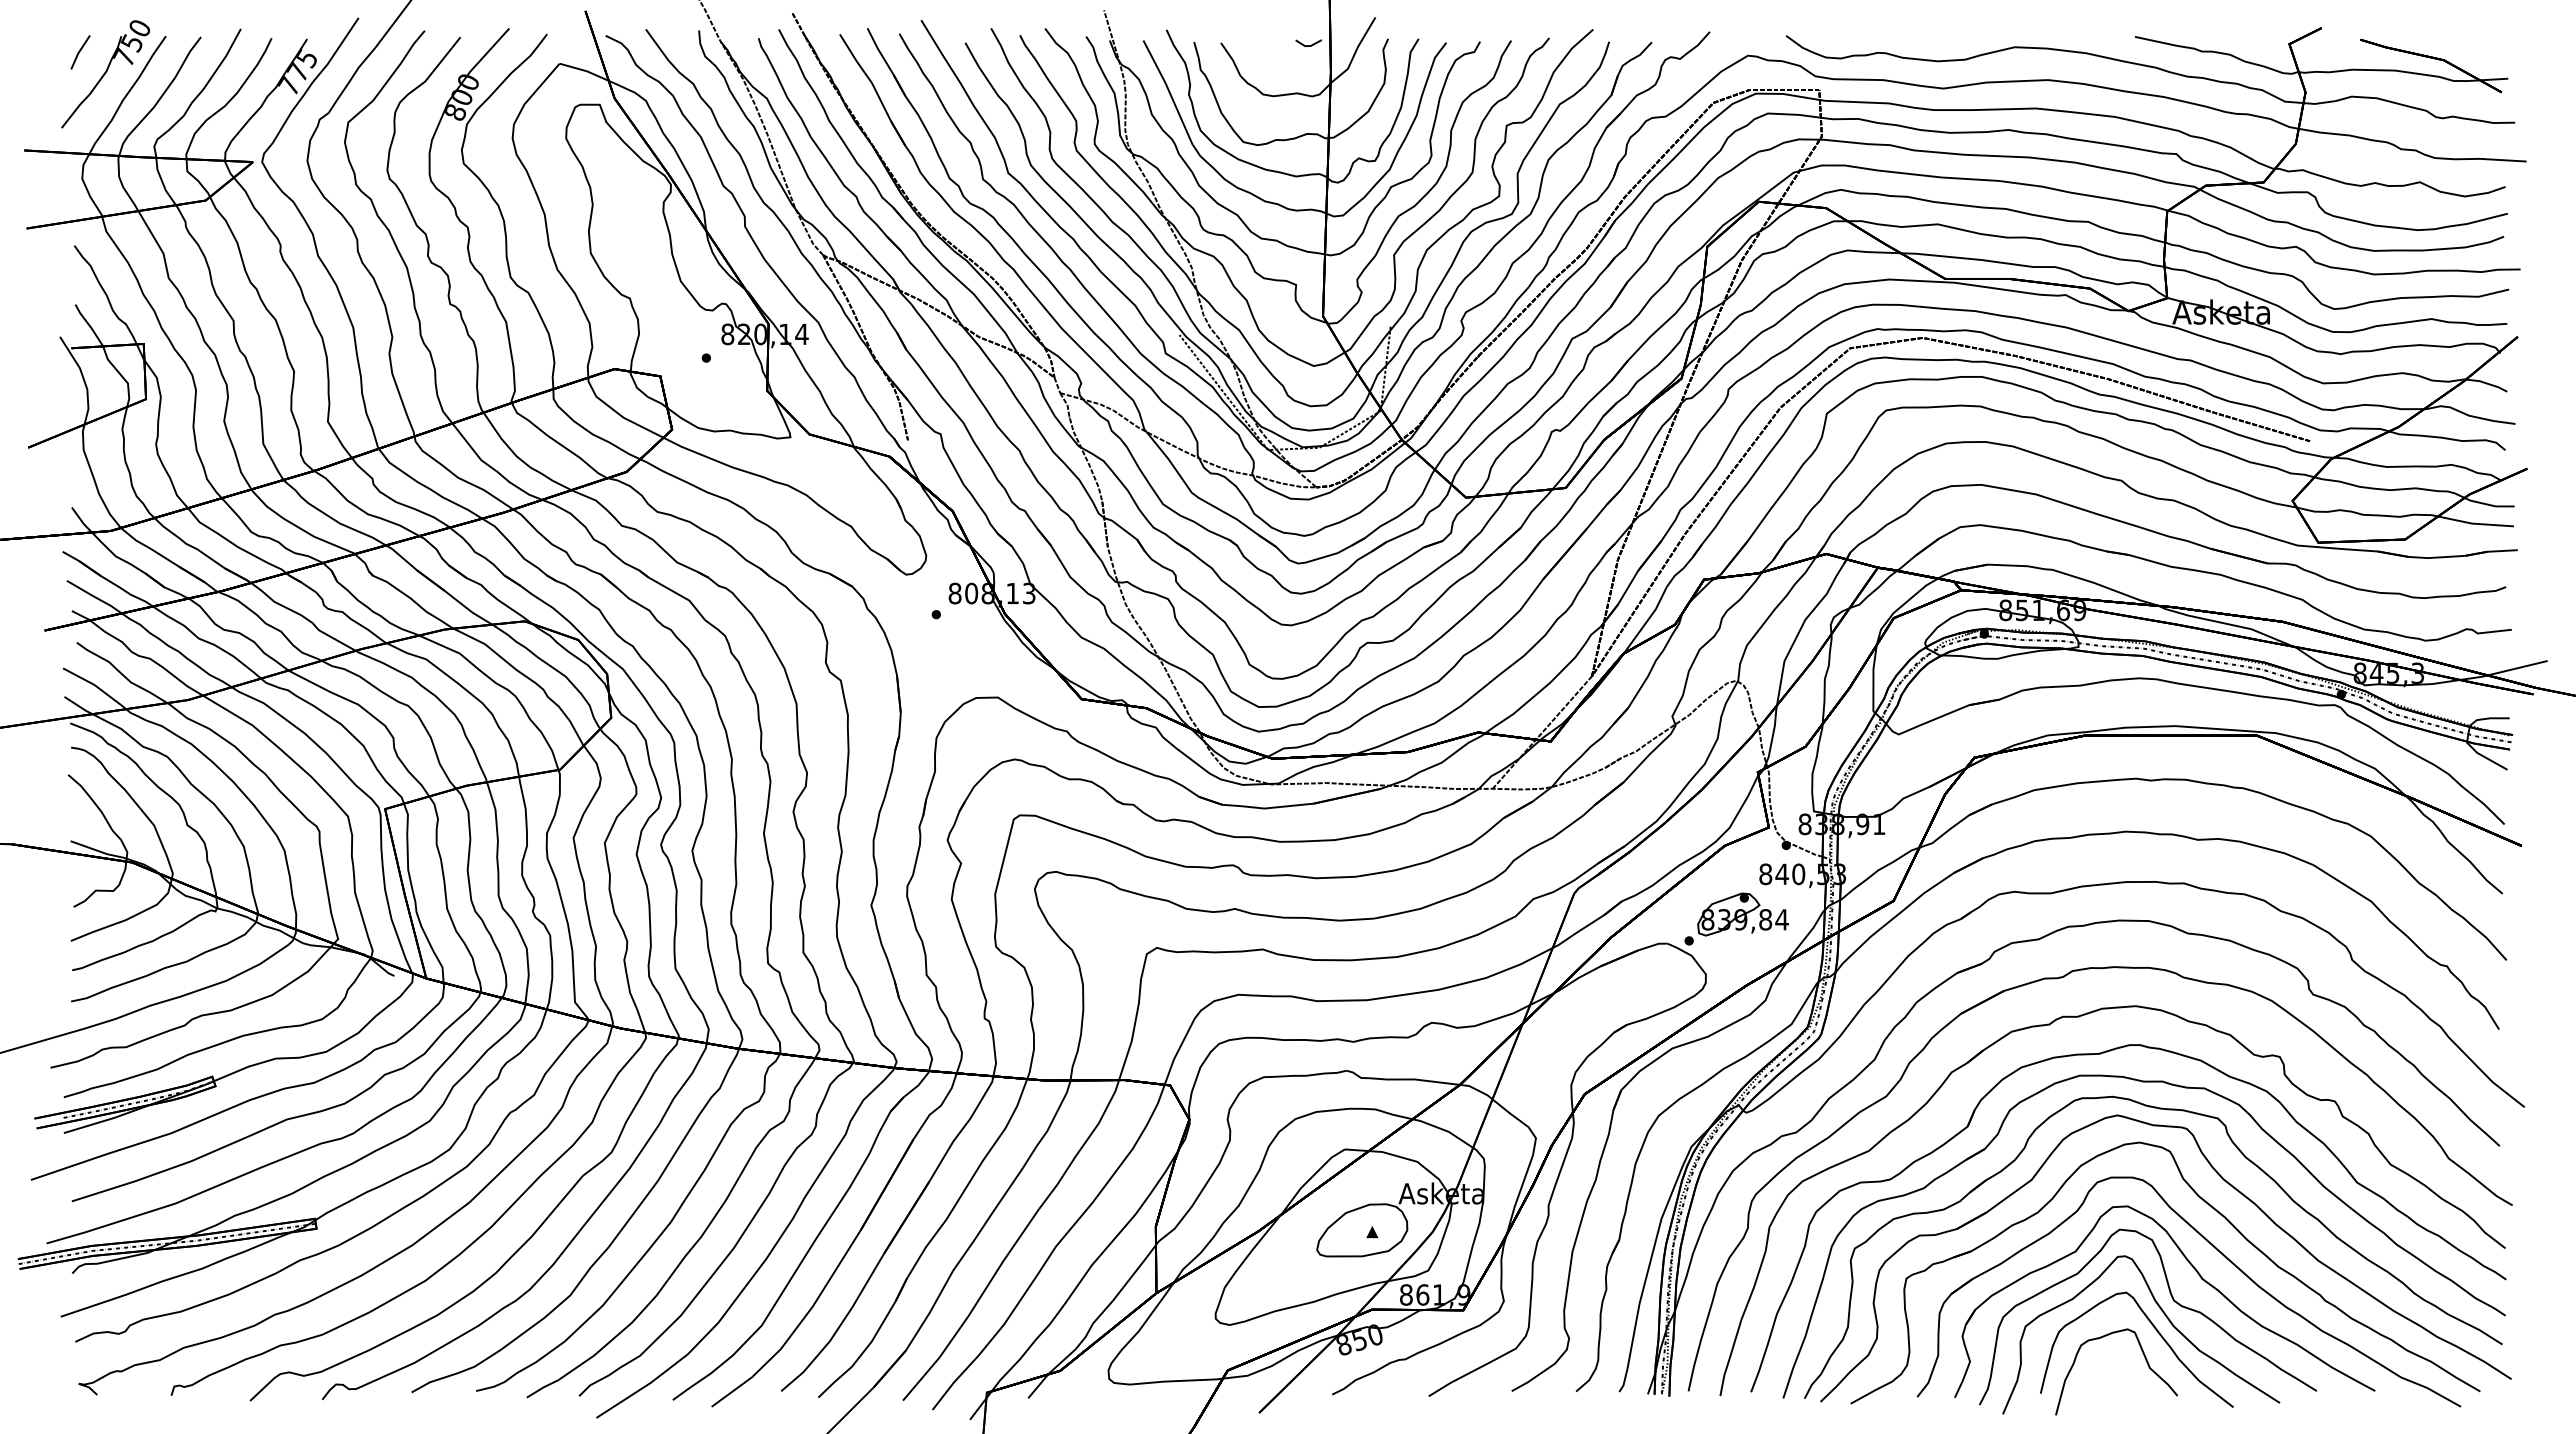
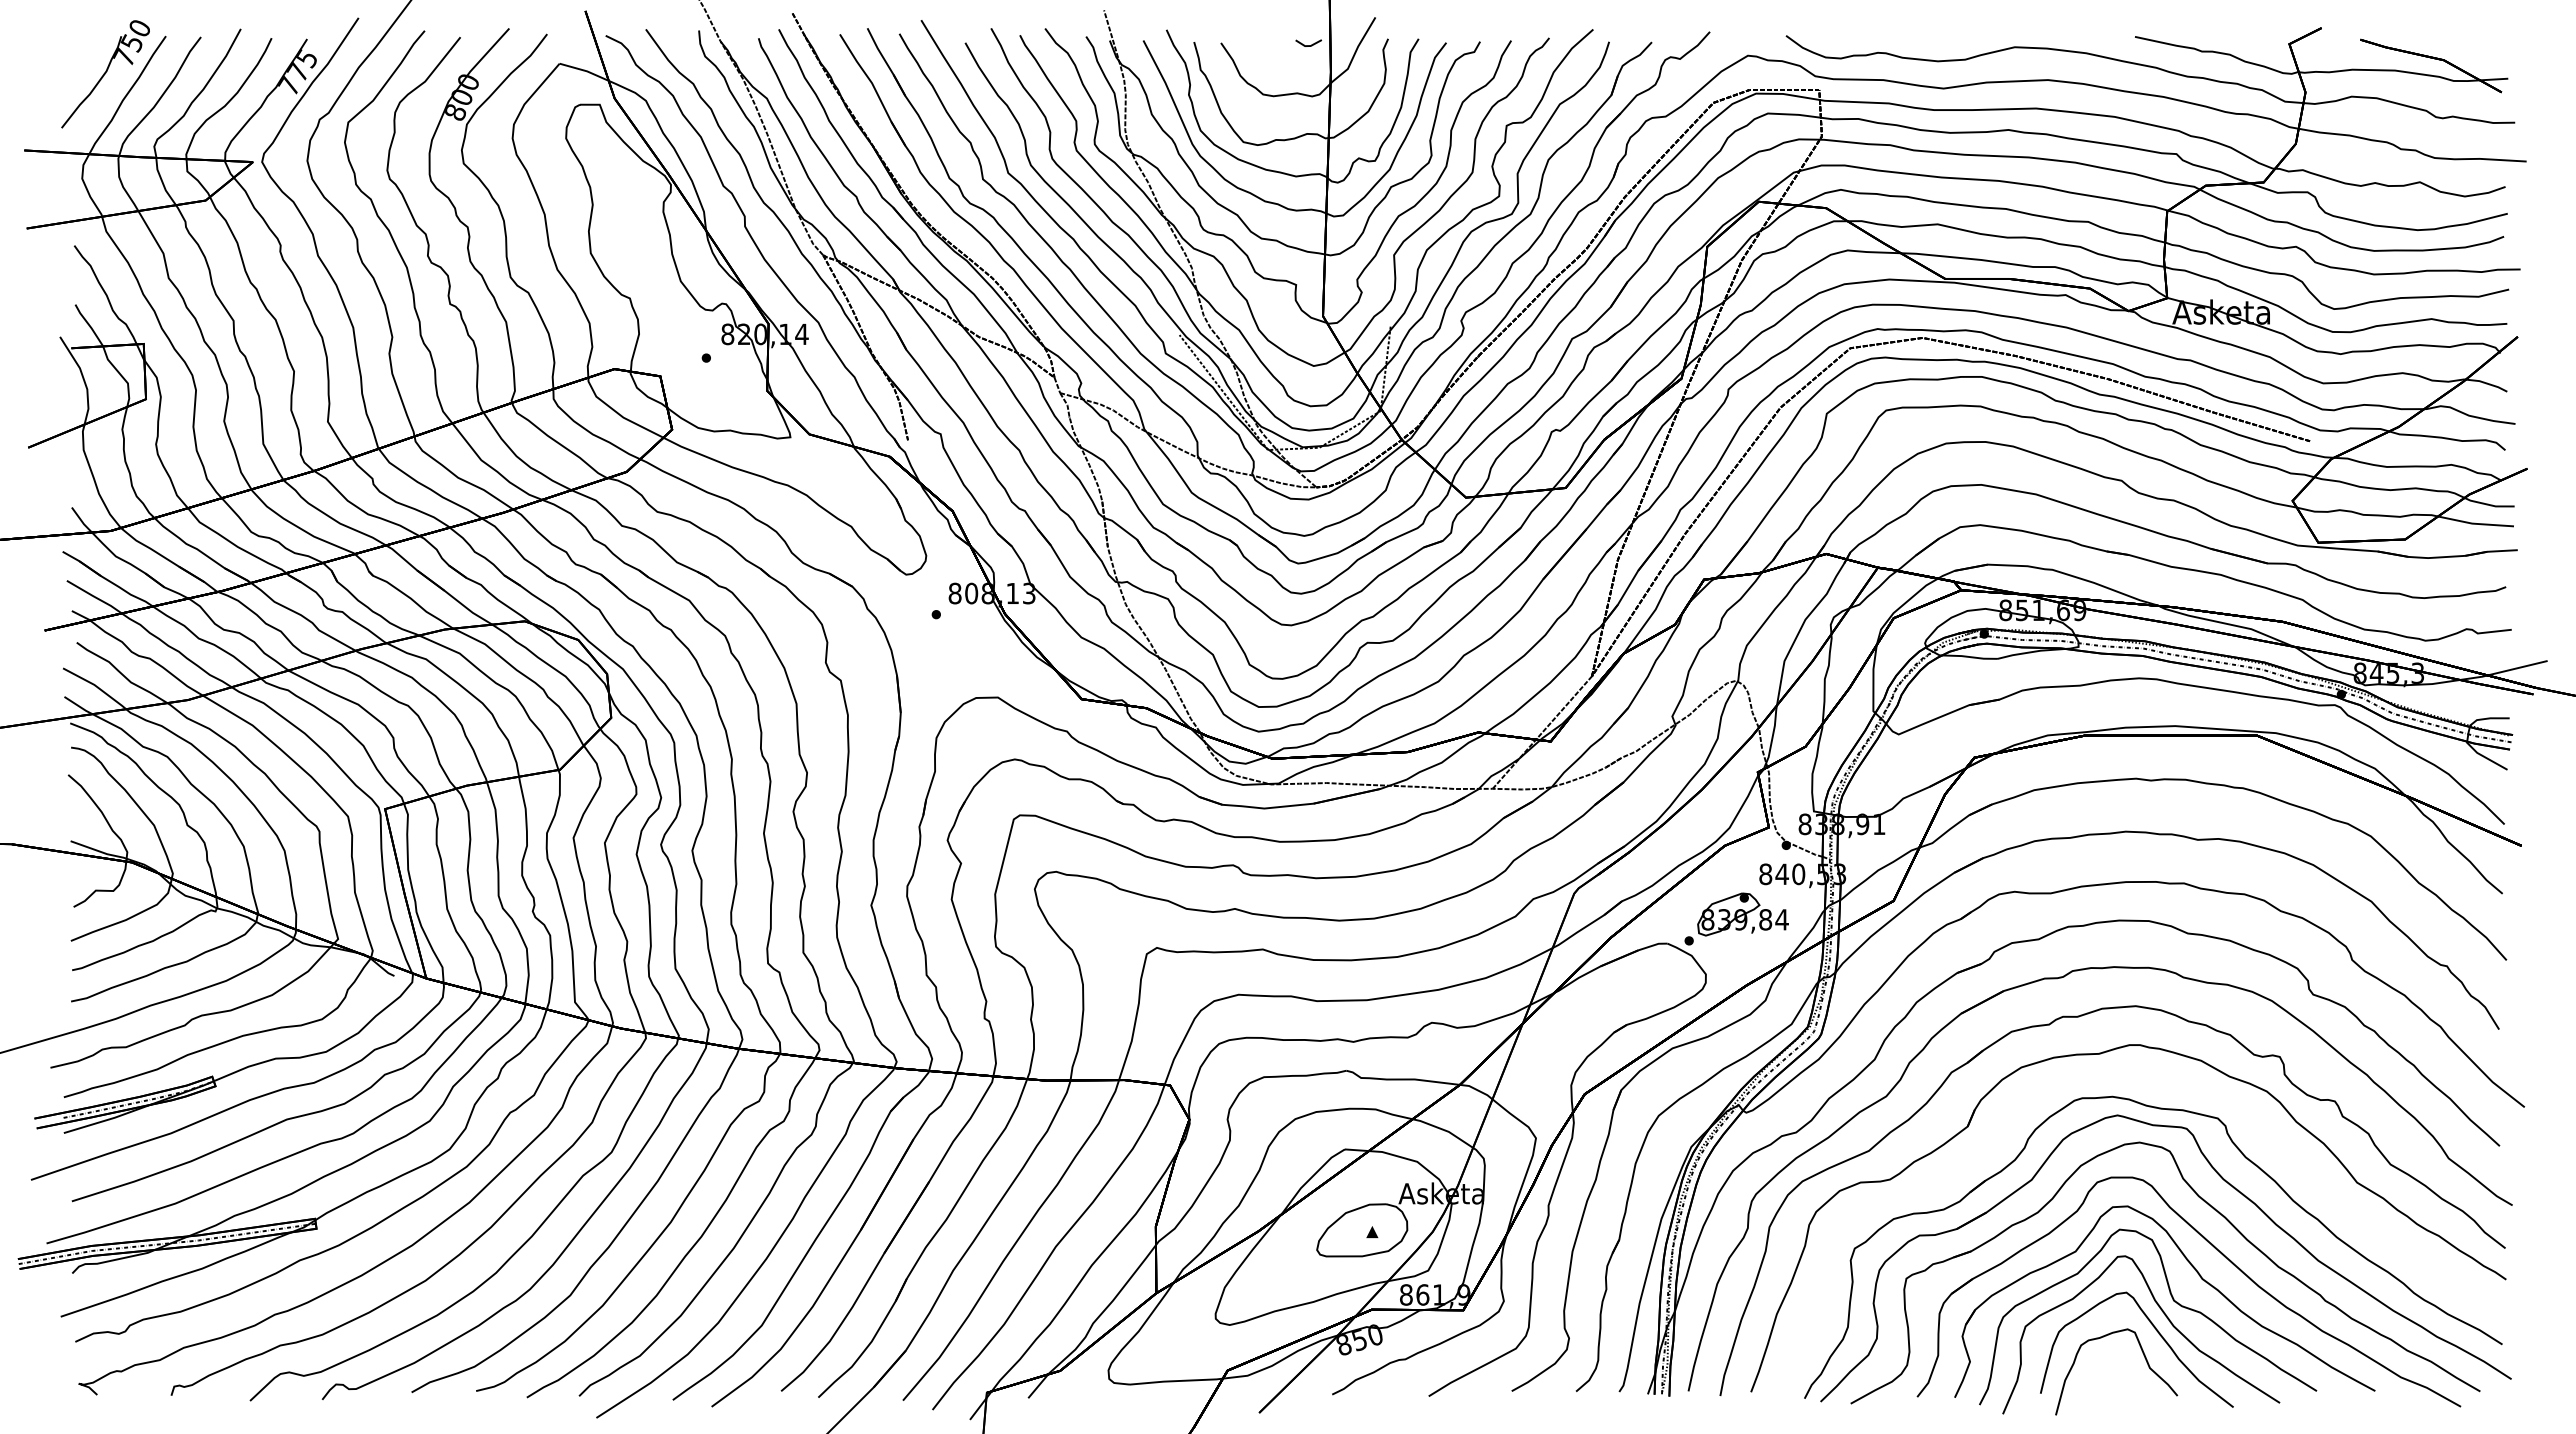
line: present -> none (80, 51)
part: present -> none (2179, 1087)
